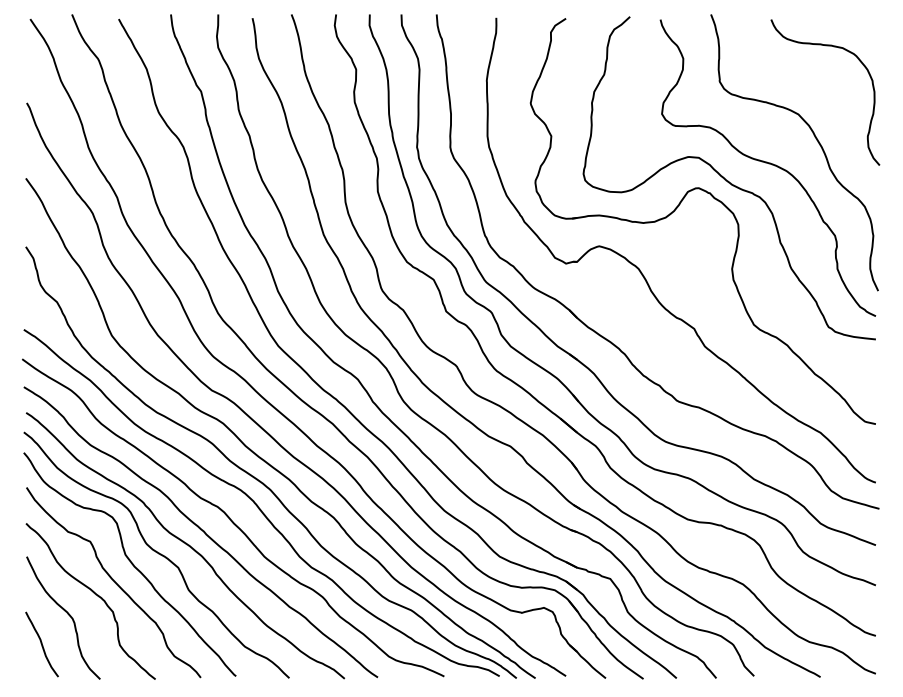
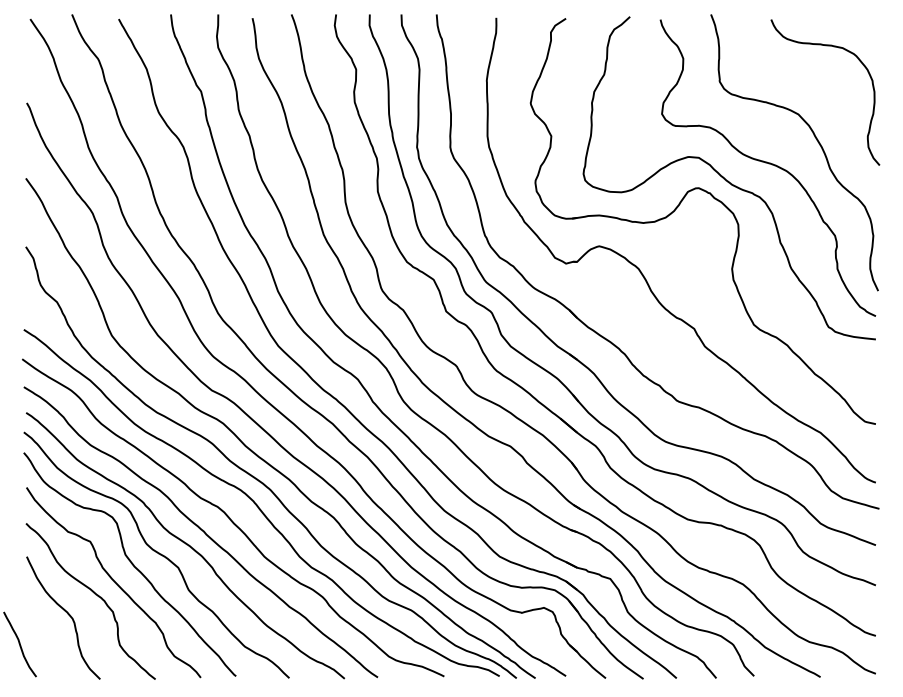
curve position: (41, 644) -> (19, 644) (19, 644)
